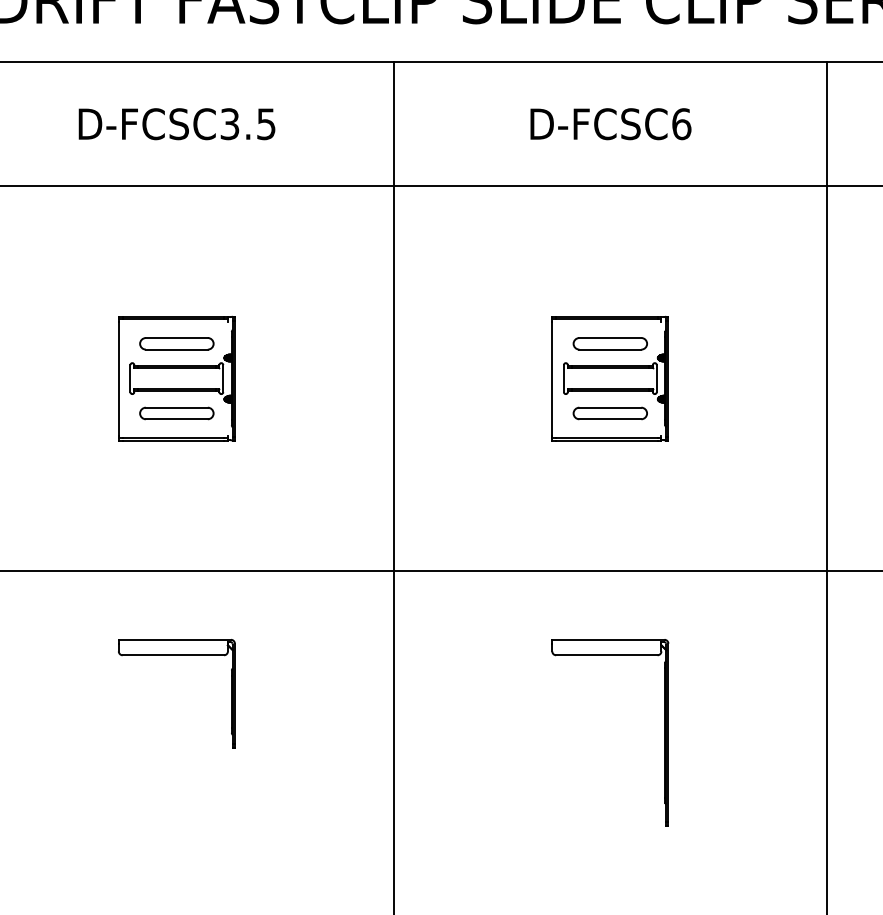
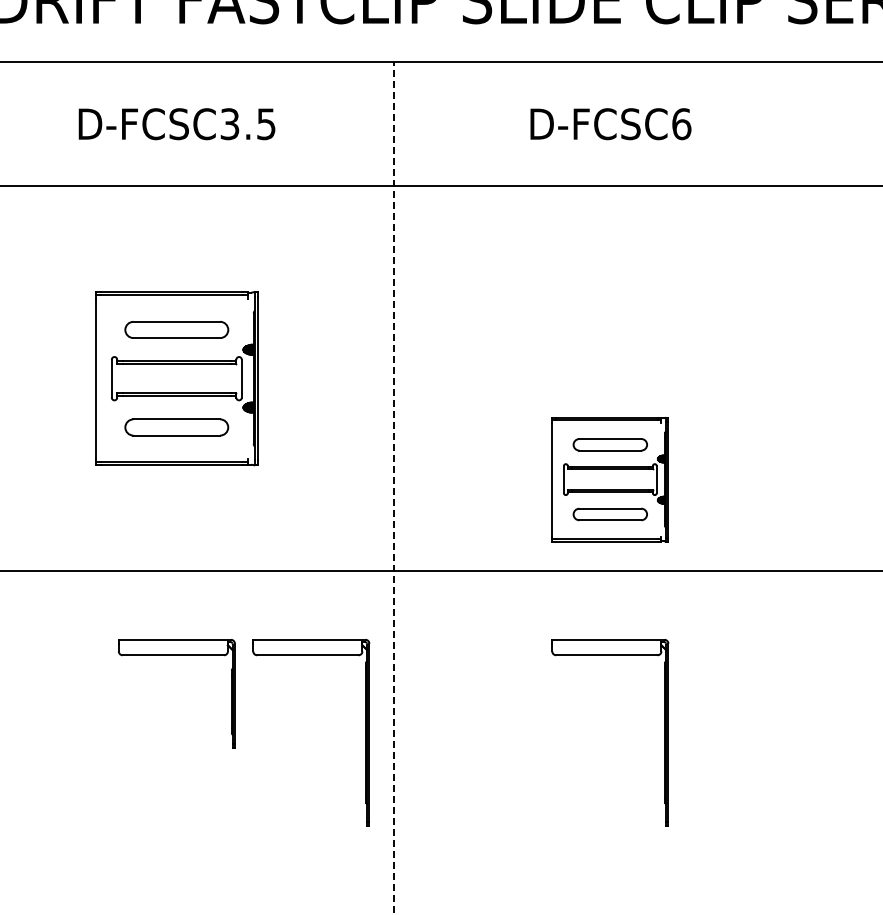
part size: 118x127 px -> 164x176 px (176, 378)
part position: (609, 378) -> (609, 479) (609, 479)
line: present -> none (827, 486)
line: solid -> dashed (393, 488)
part: none -> present (365, 732)
